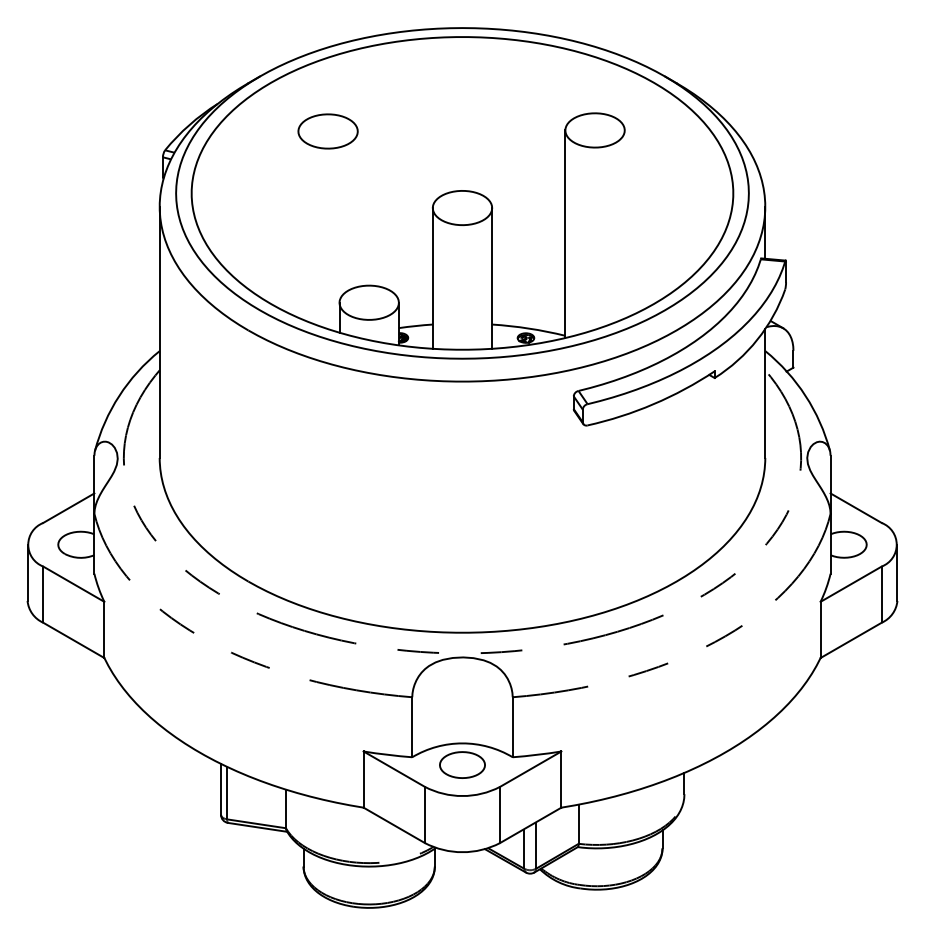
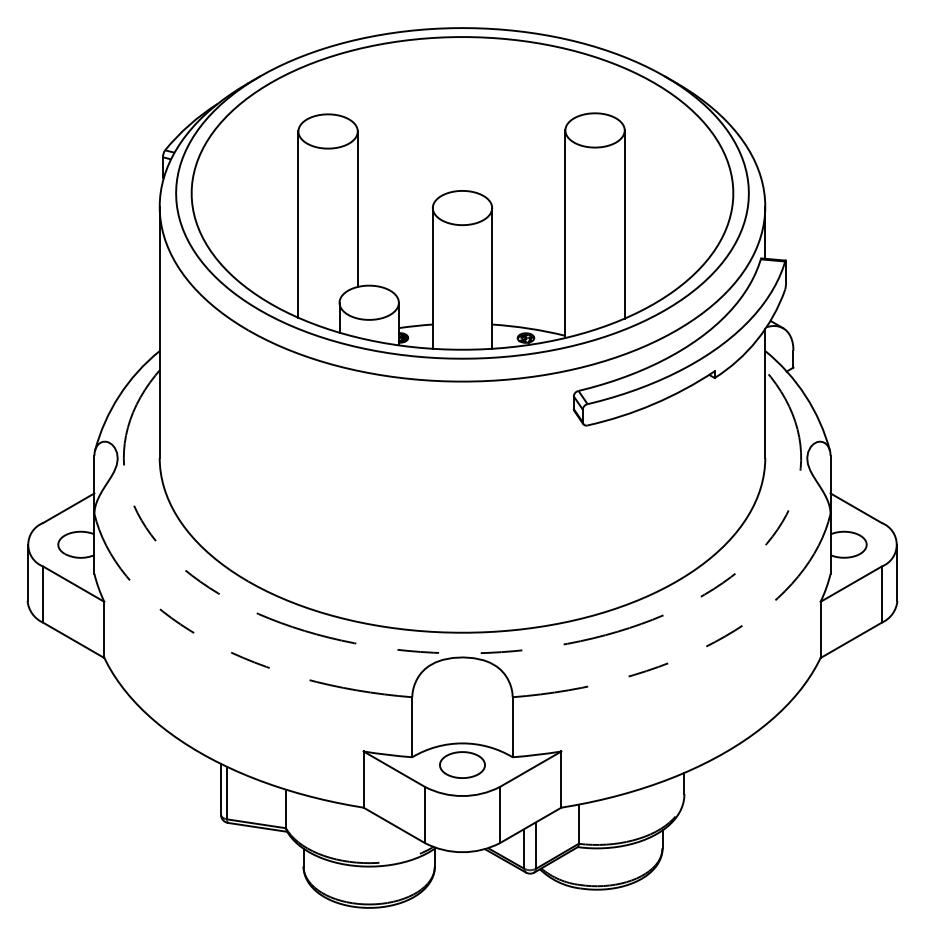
line: none -> present (357, 208)
line: none -> present (298, 224)
line: none -> present (624, 224)
